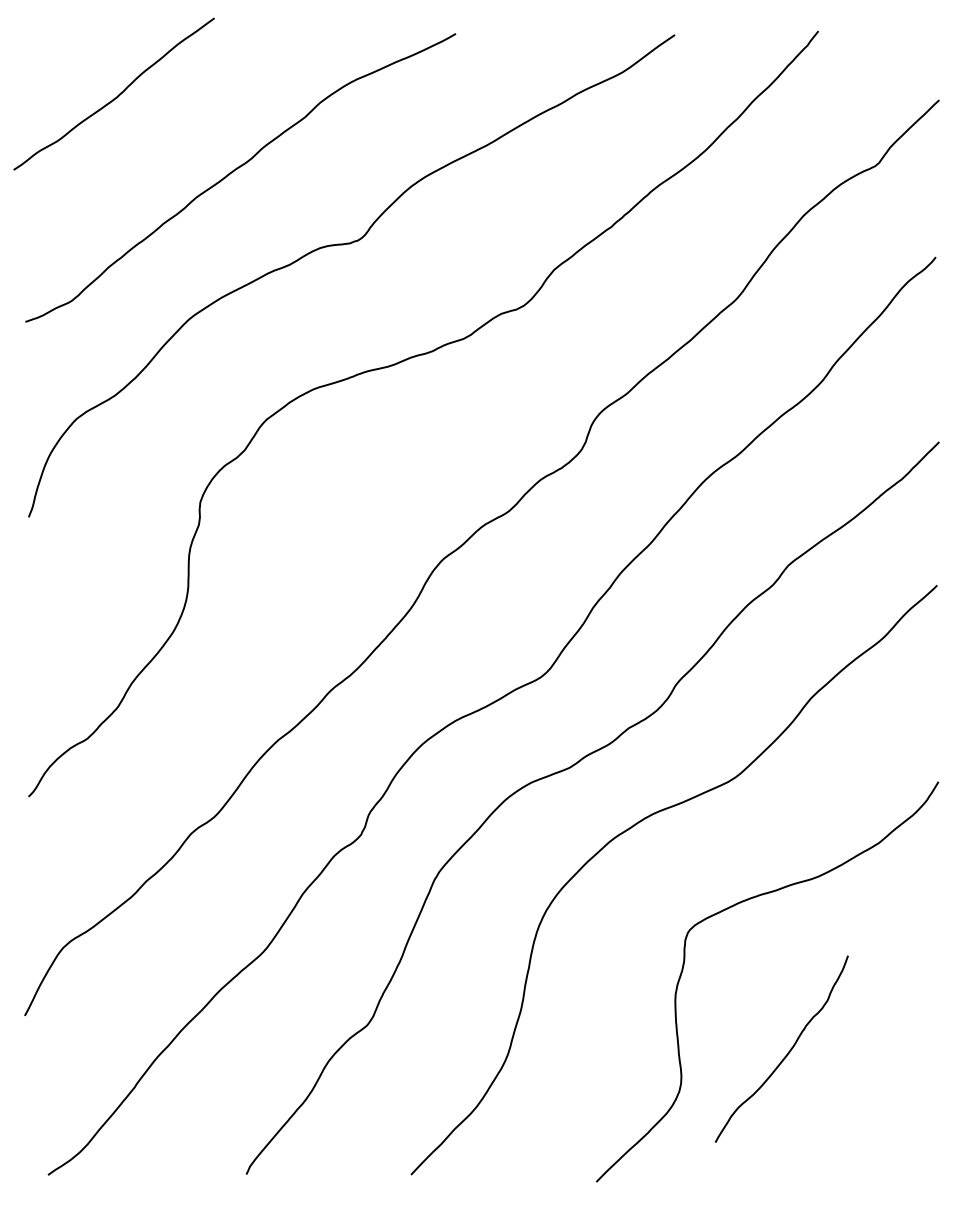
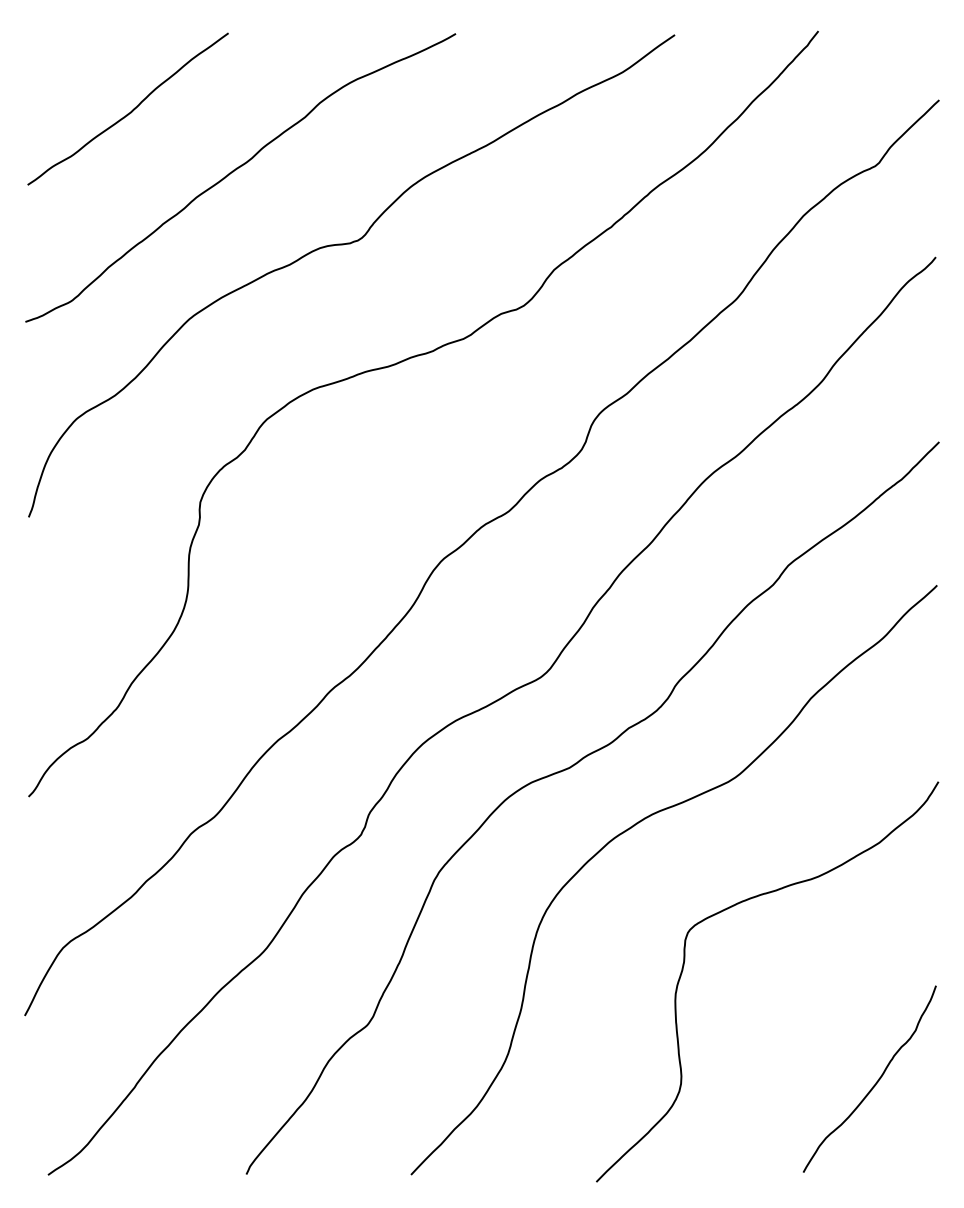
curve position: (116, 96) -> (130, 111) (130, 111)
curve position: (787, 1052) -> (875, 1082) (875, 1082)
